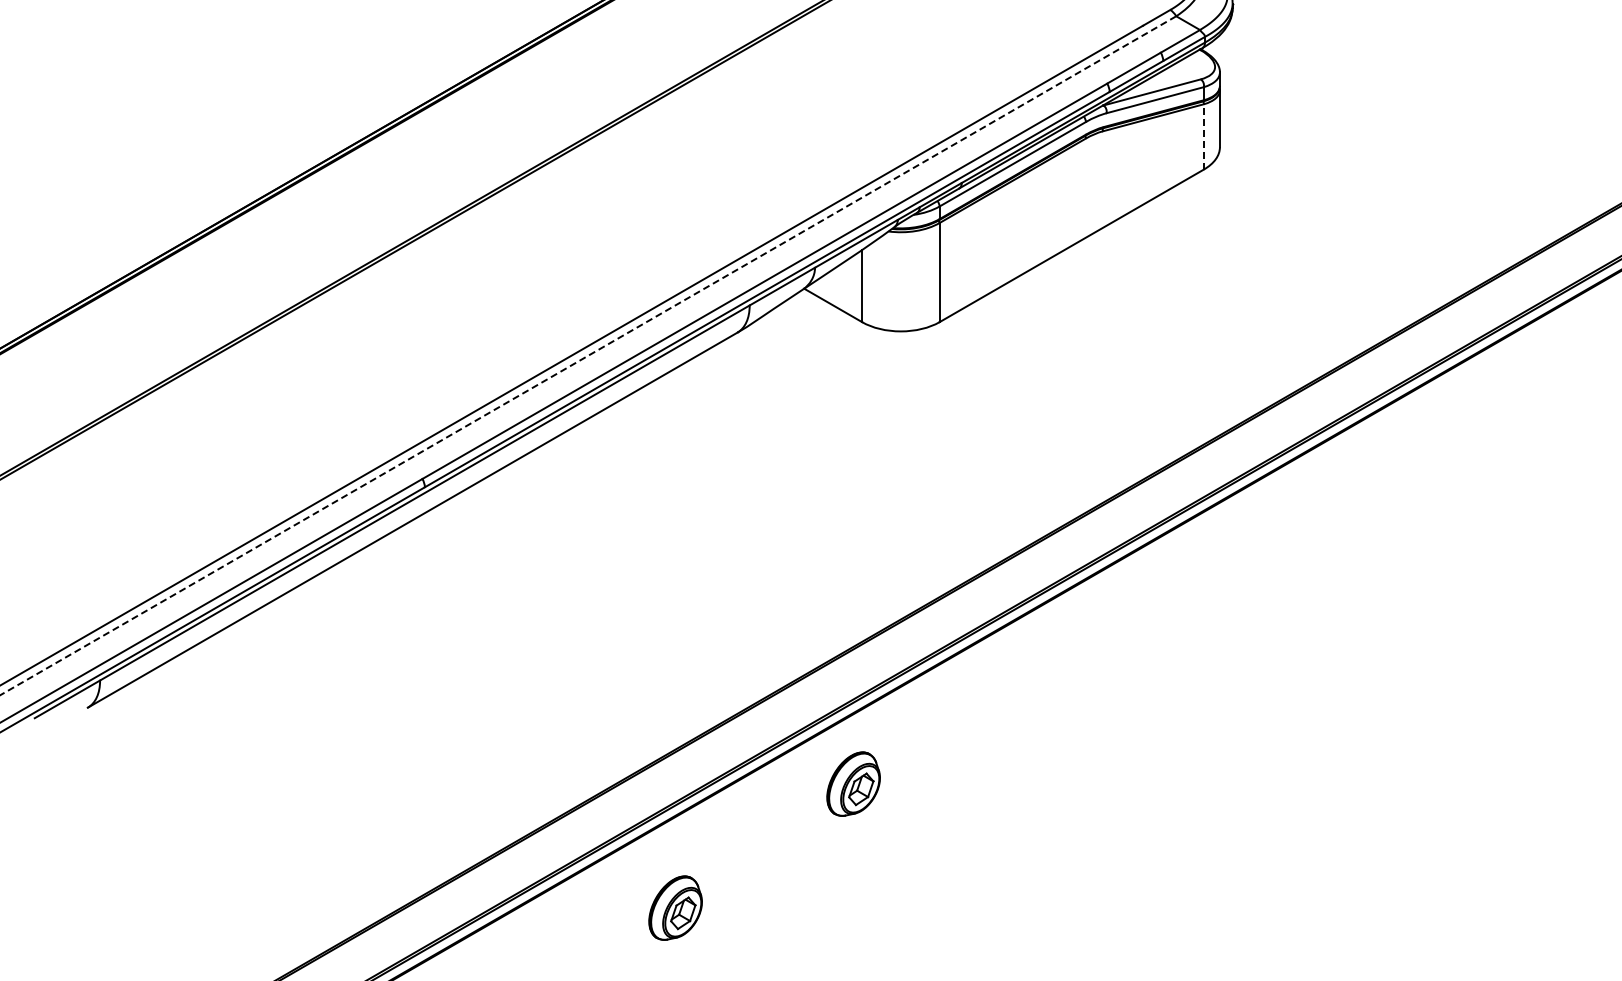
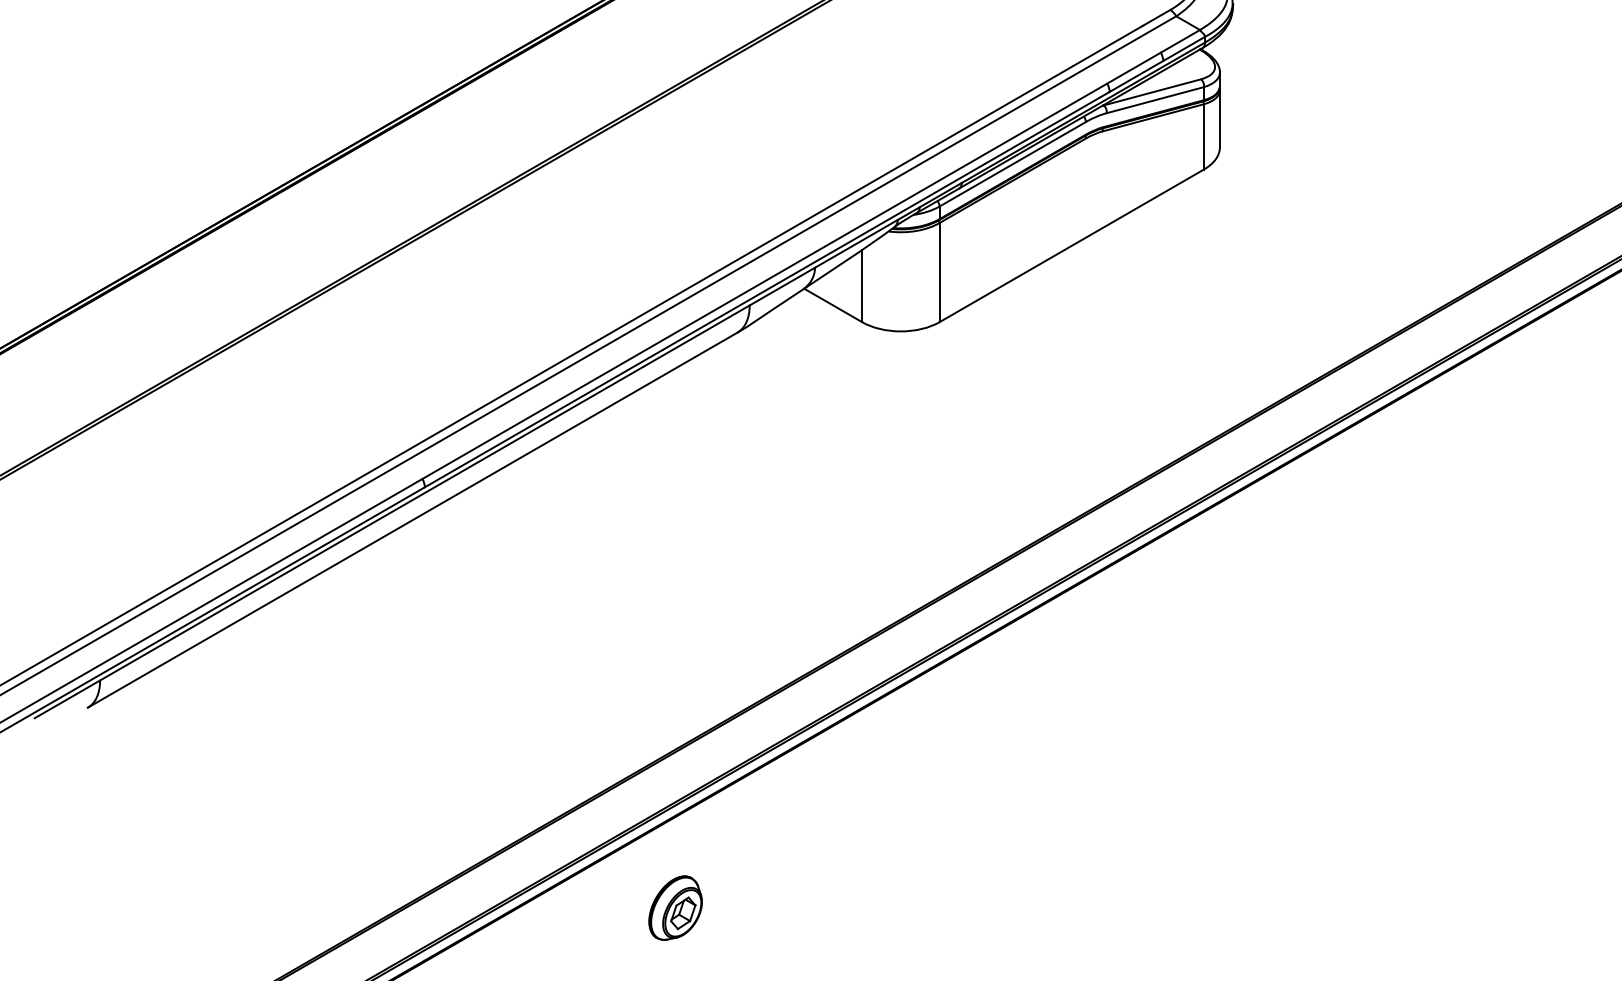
line: dashed -> solid (1203, 136)
line: dashed -> solid (588, 355)
part: present -> none (853, 783)
